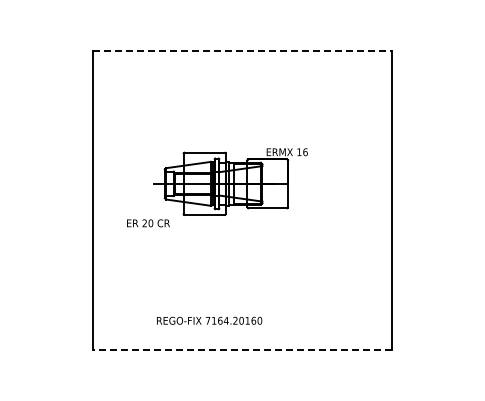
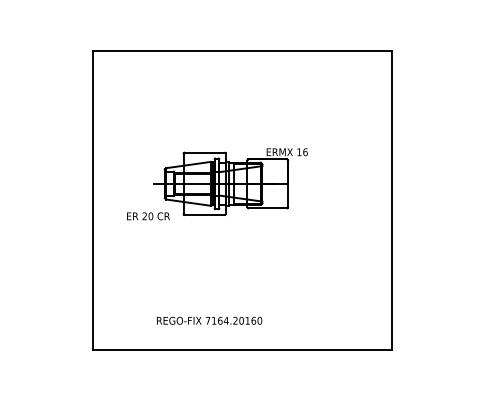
line: dashed -> solid (242, 50)
text position: (148, 223) -> (148, 216) (148, 216)
line: dashed -> solid (242, 350)
